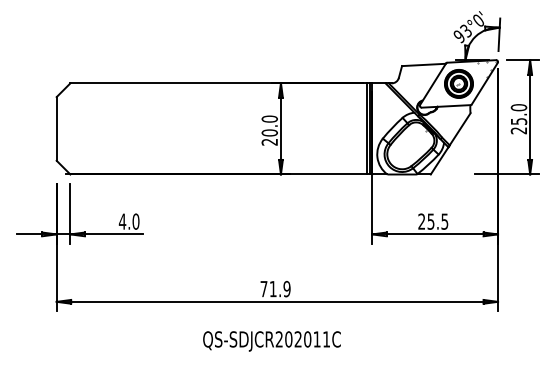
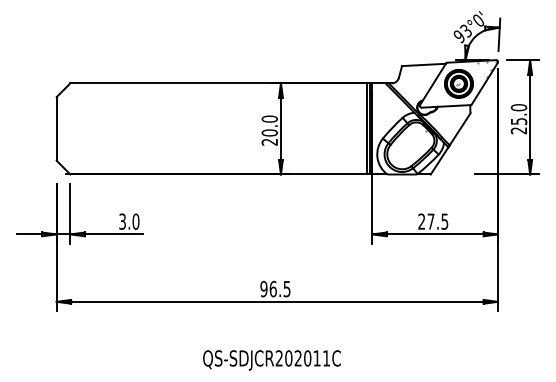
text: 4.0 -> 3.0 (122, 221)
text: 25.5 -> 27.5 (430, 221)
text: 71.9 -> 96.5 (275, 288)
text position: (271, 341) -> (271, 360) (271, 360)
